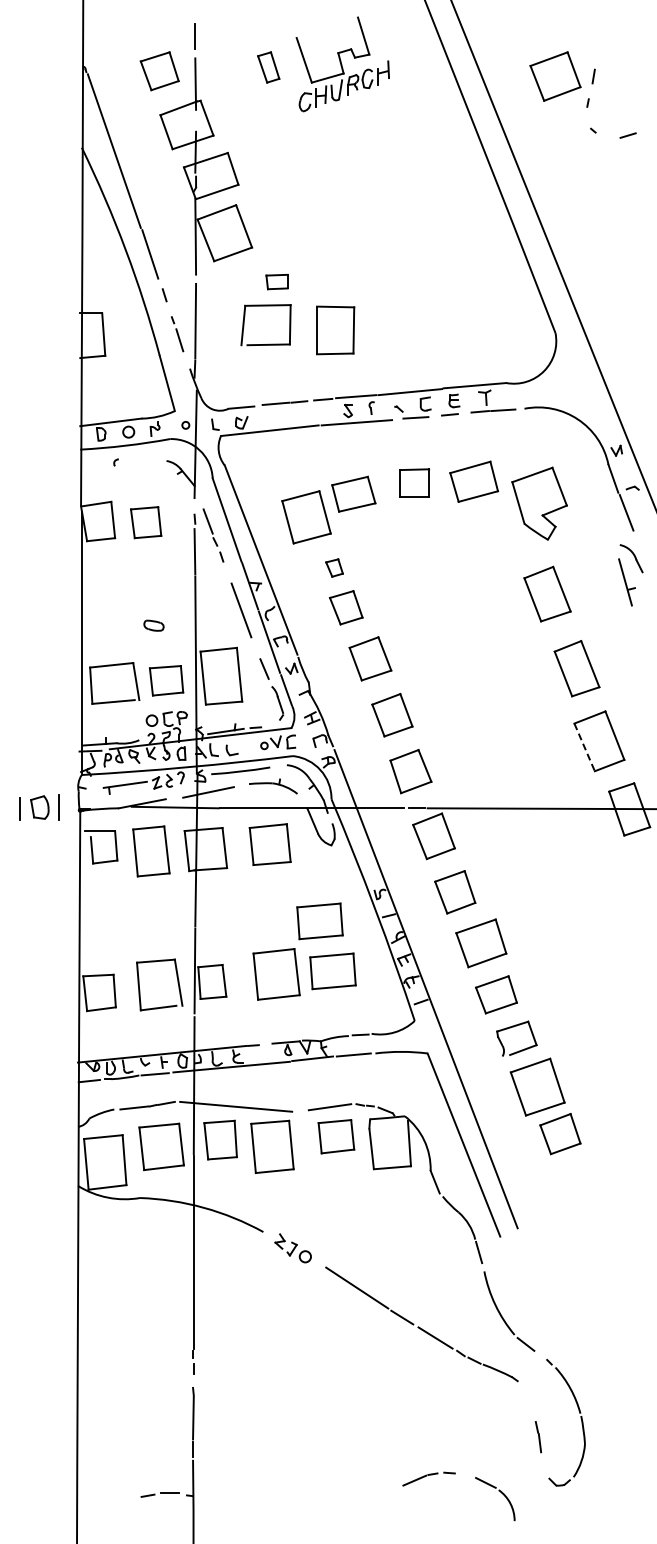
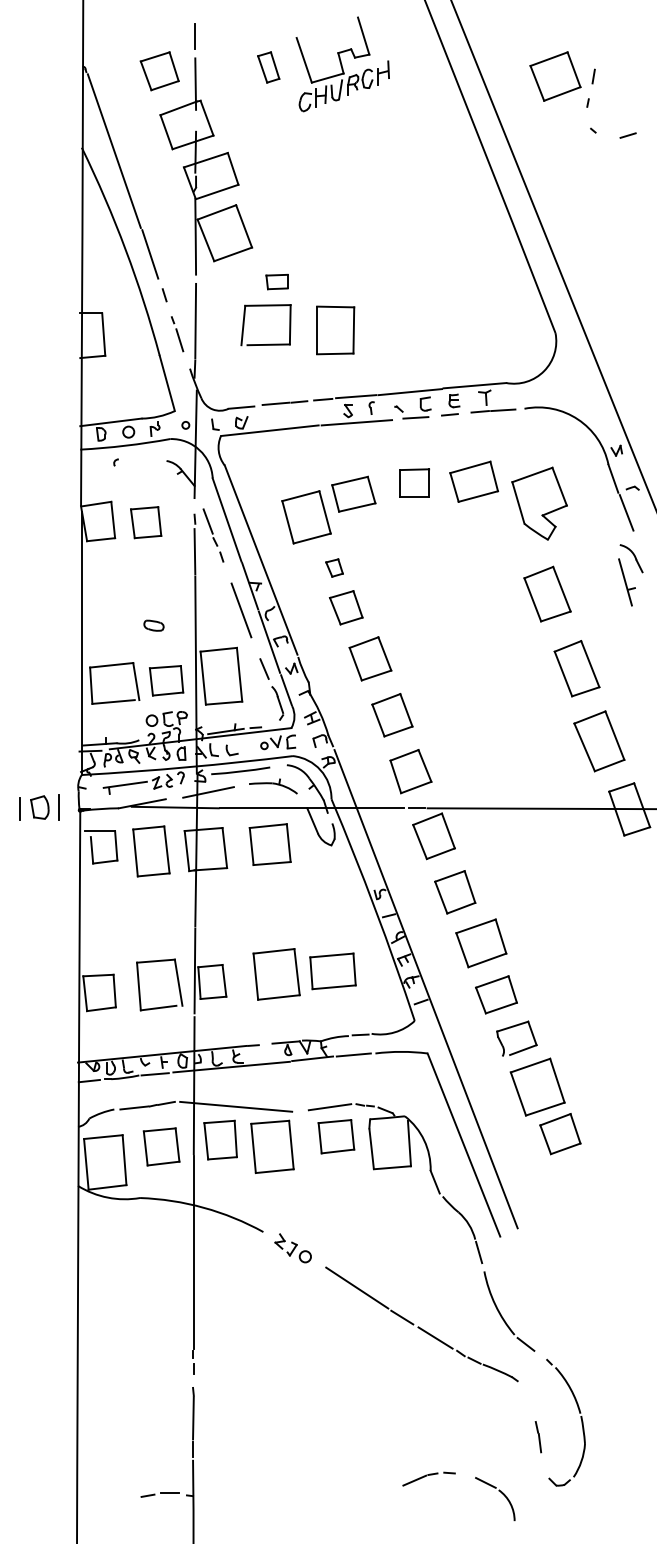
line: dashed -> solid (584, 747)
part: present -> none (319, 921)
part size: 47x50 px -> 39x40 px (161, 1146)
